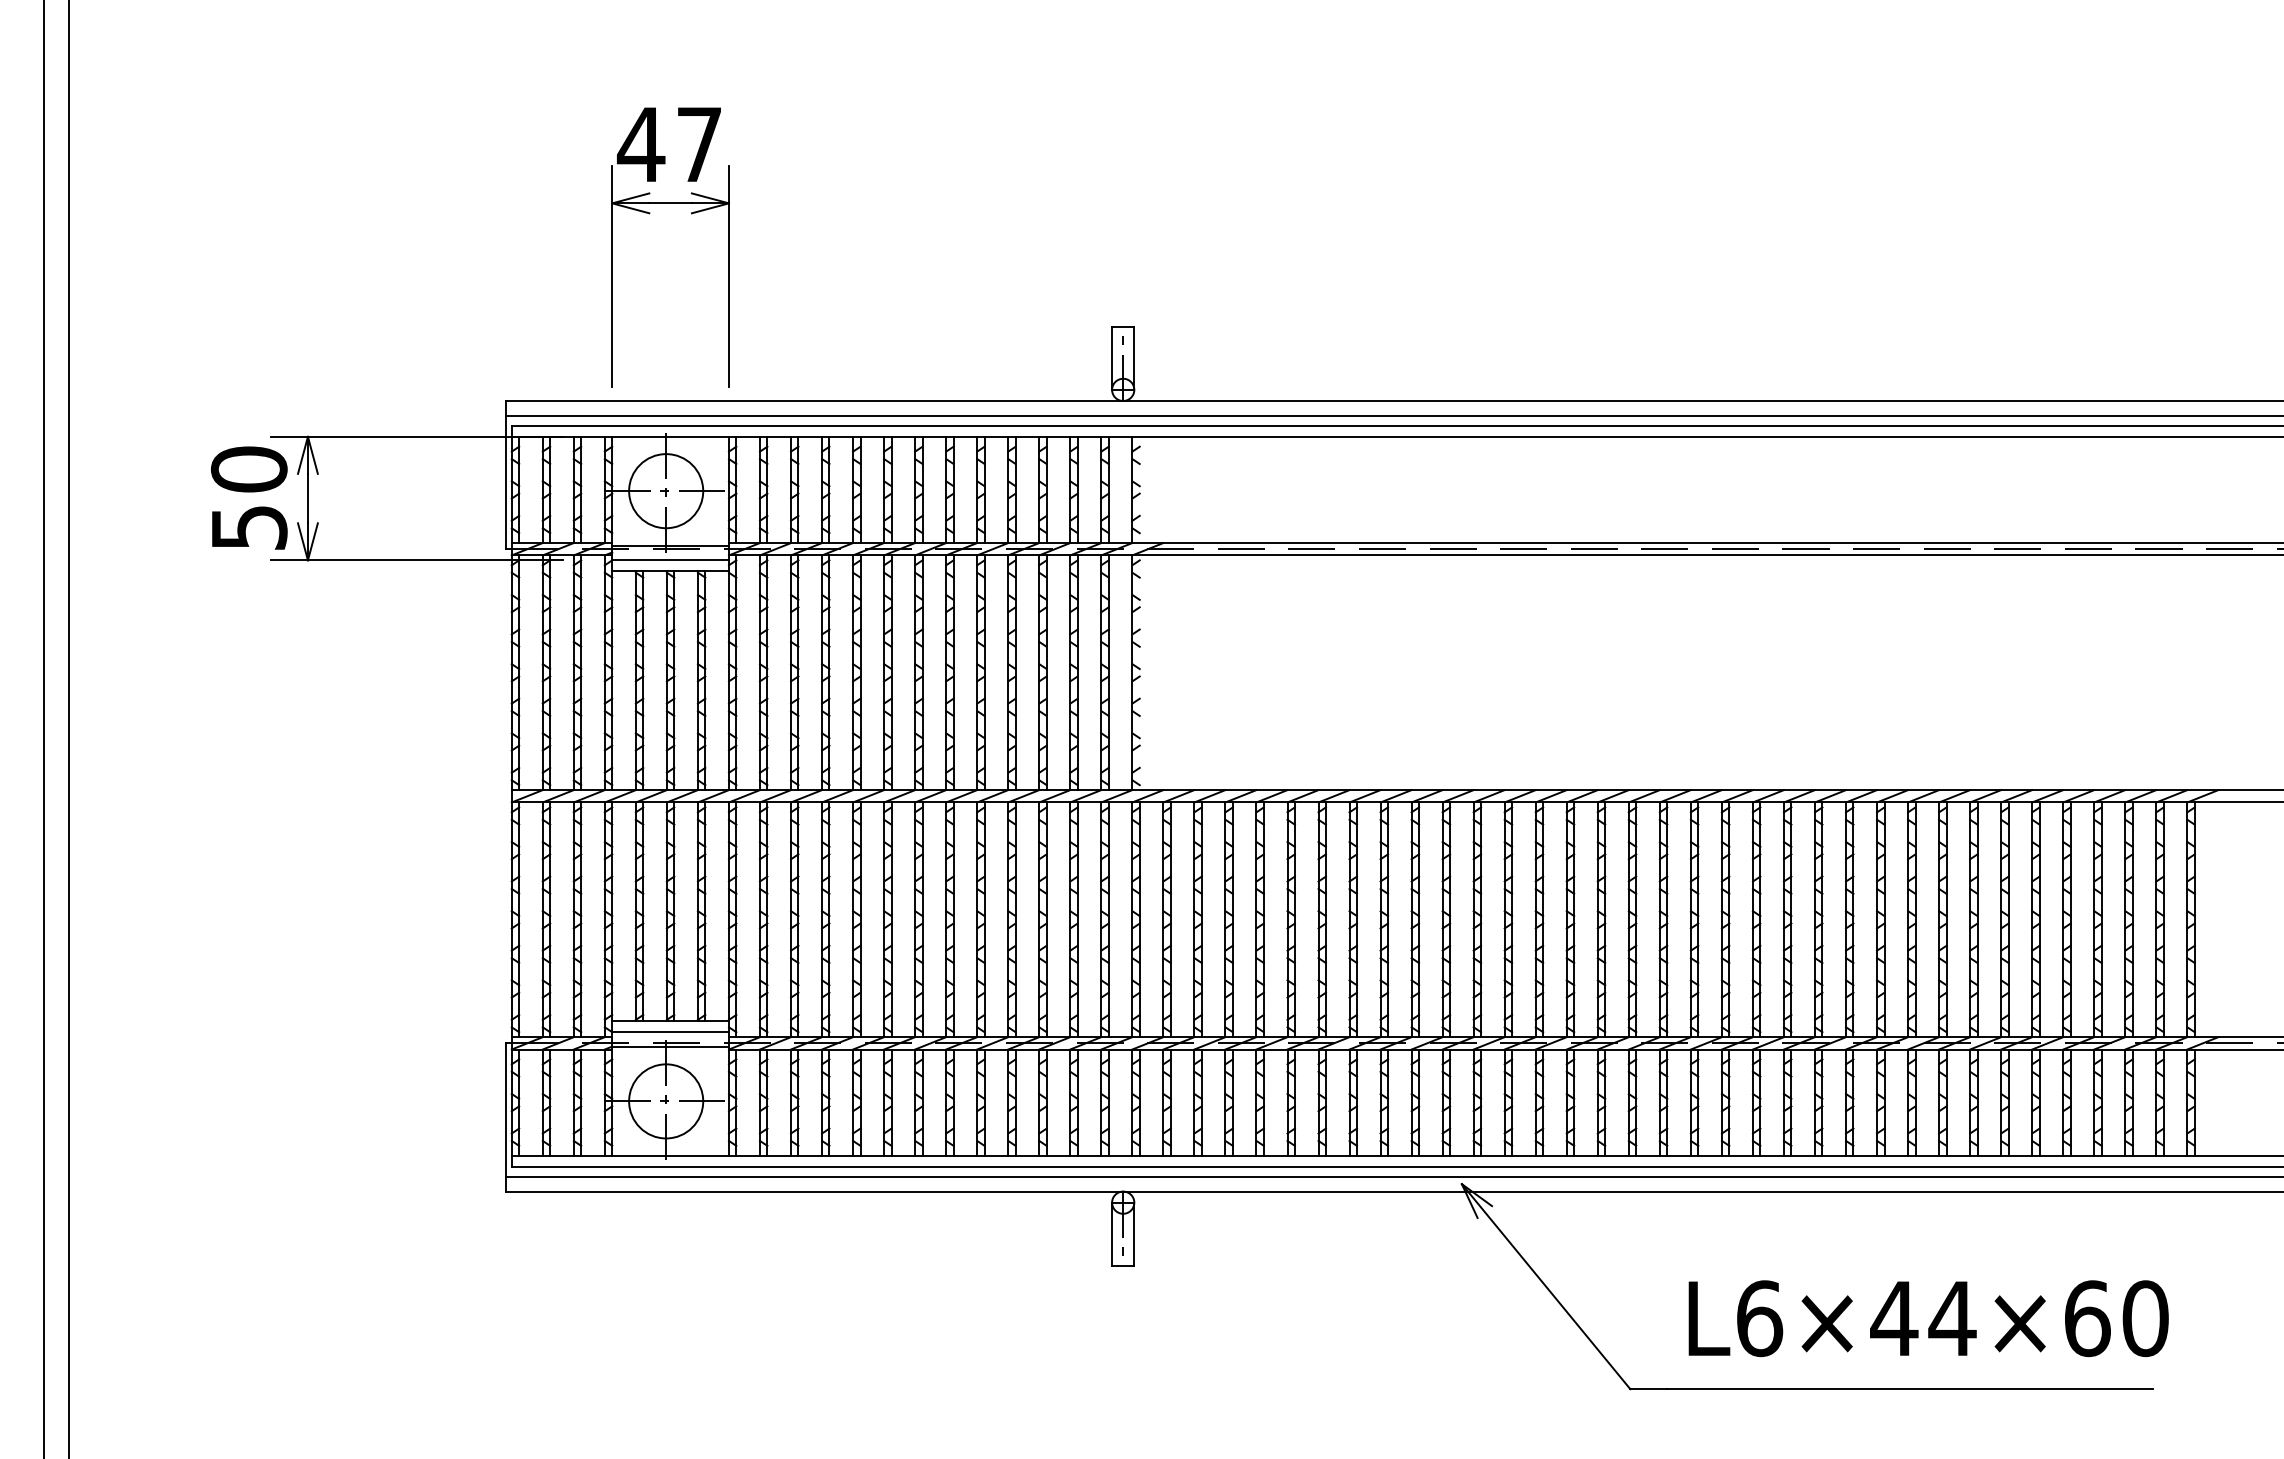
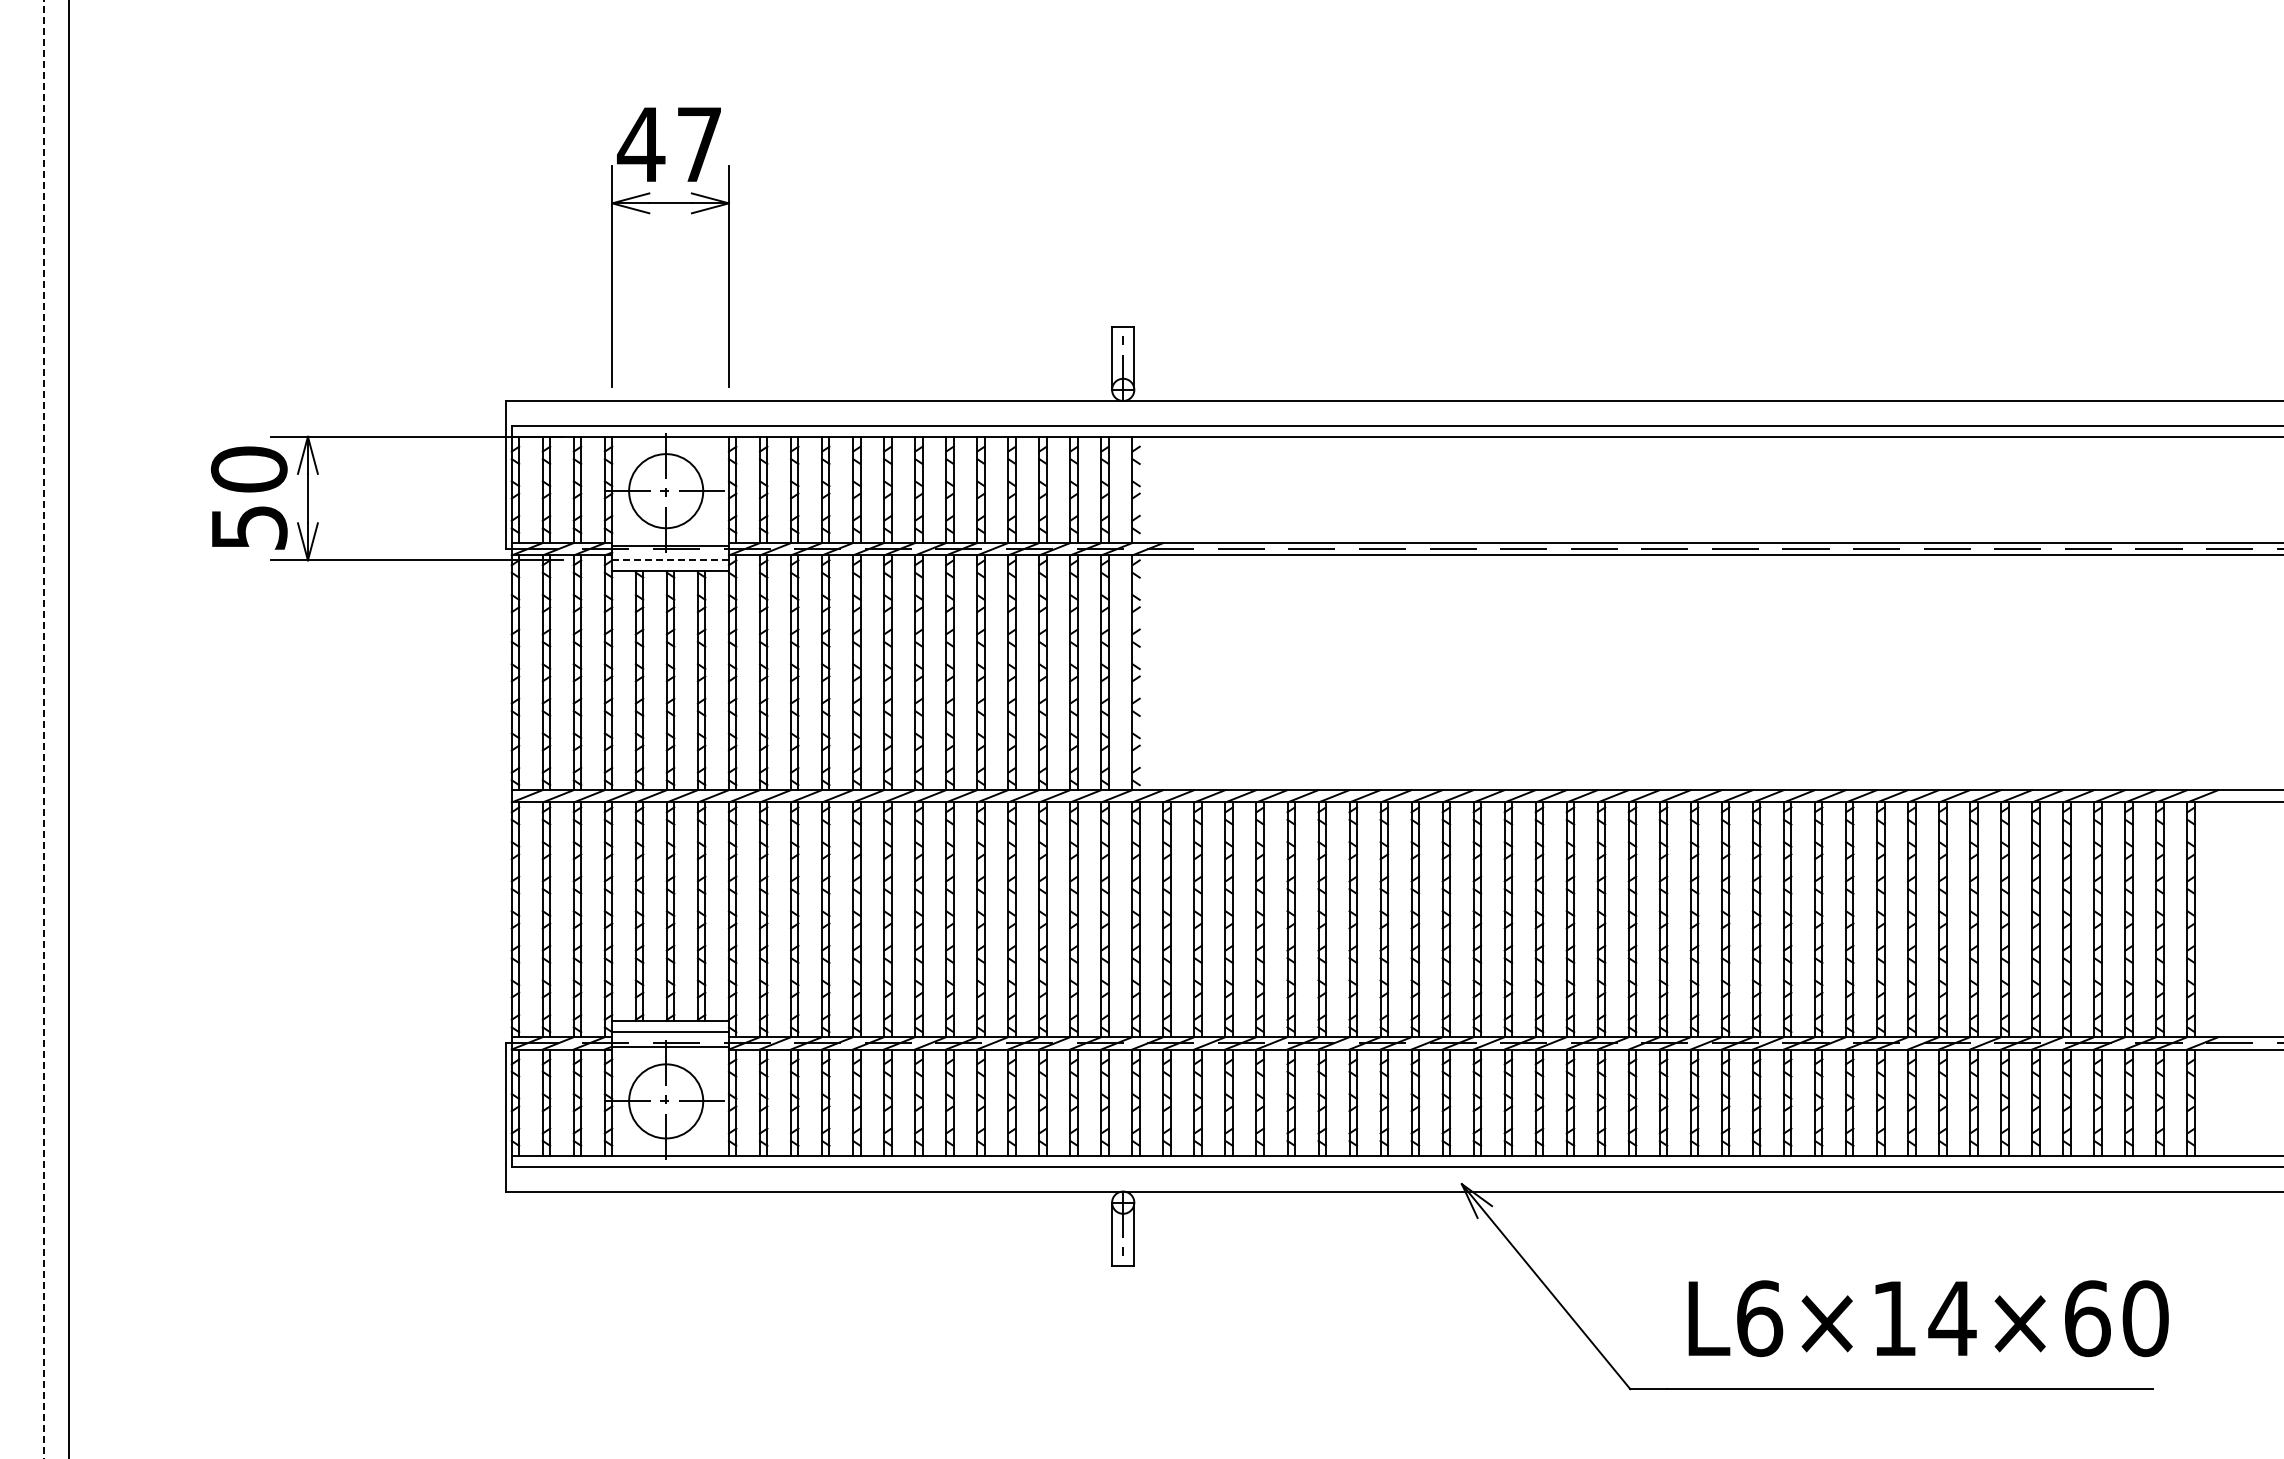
line: present -> none (1392, 415)
line: solid -> dashed (670, 560)
line: solid -> dashed (43, 729)
line: present -> none (1392, 1176)
text: L6×44×60 -> L6×14×60 (1894, 1318)
